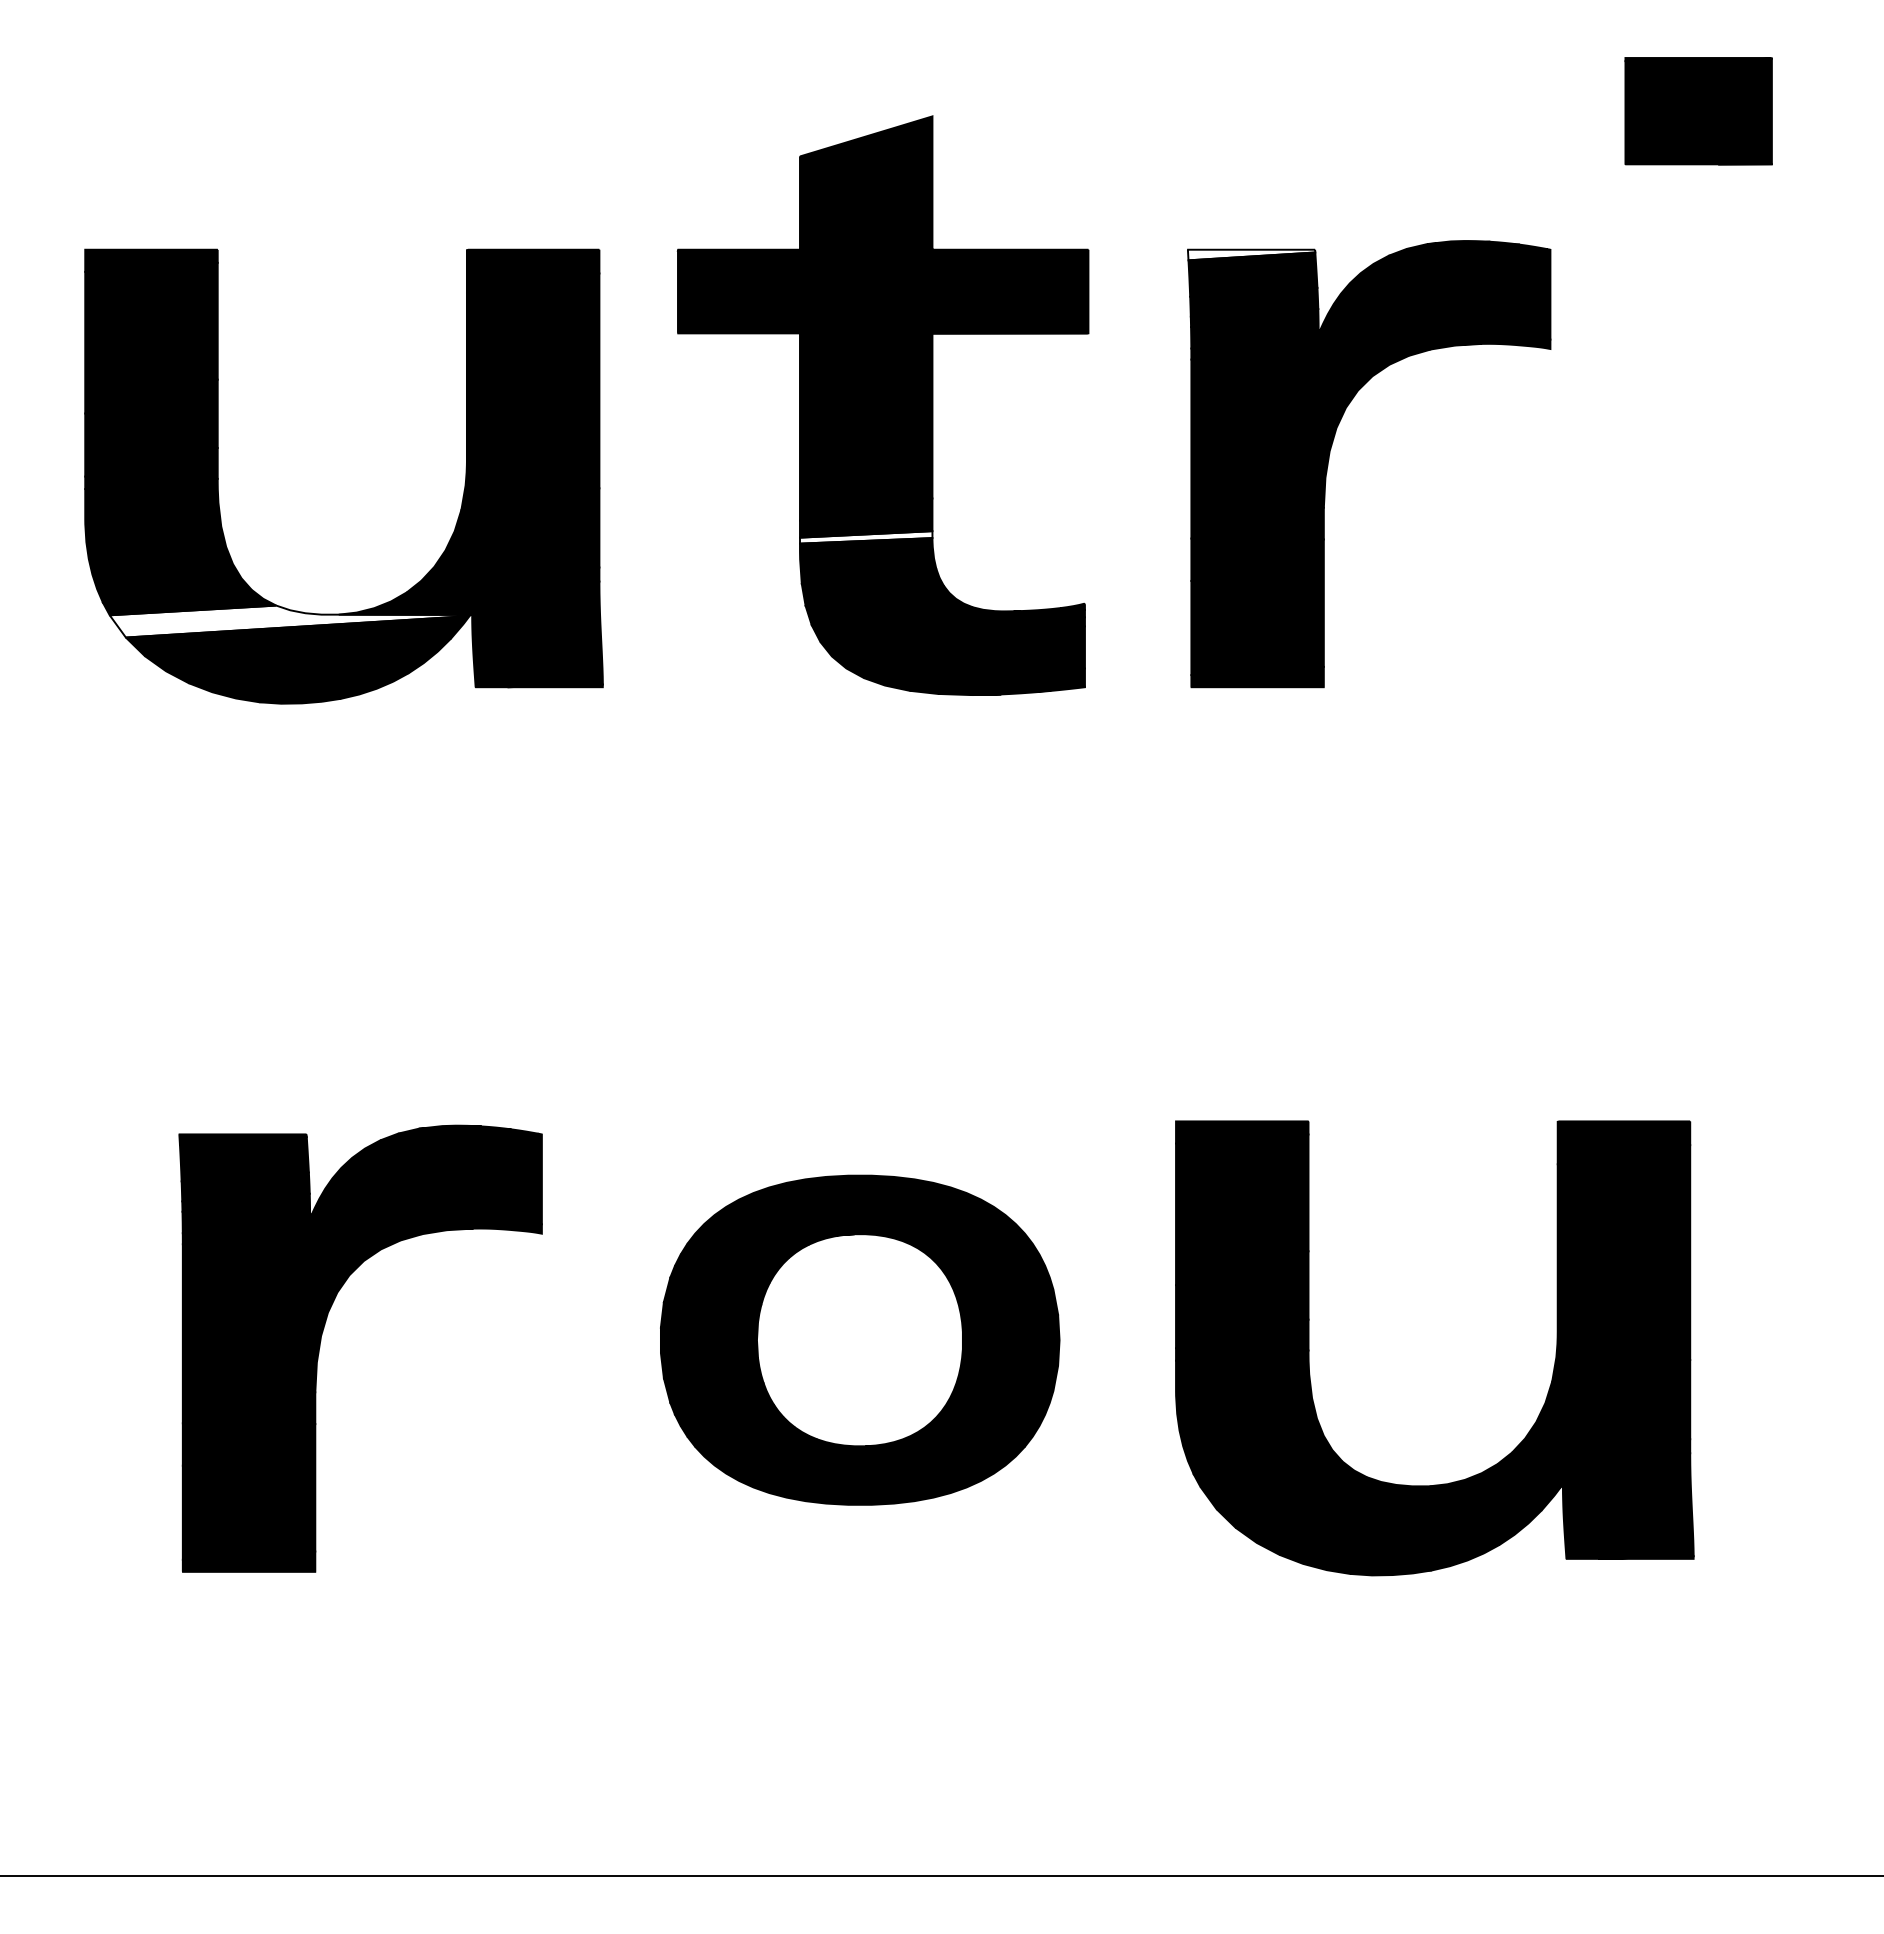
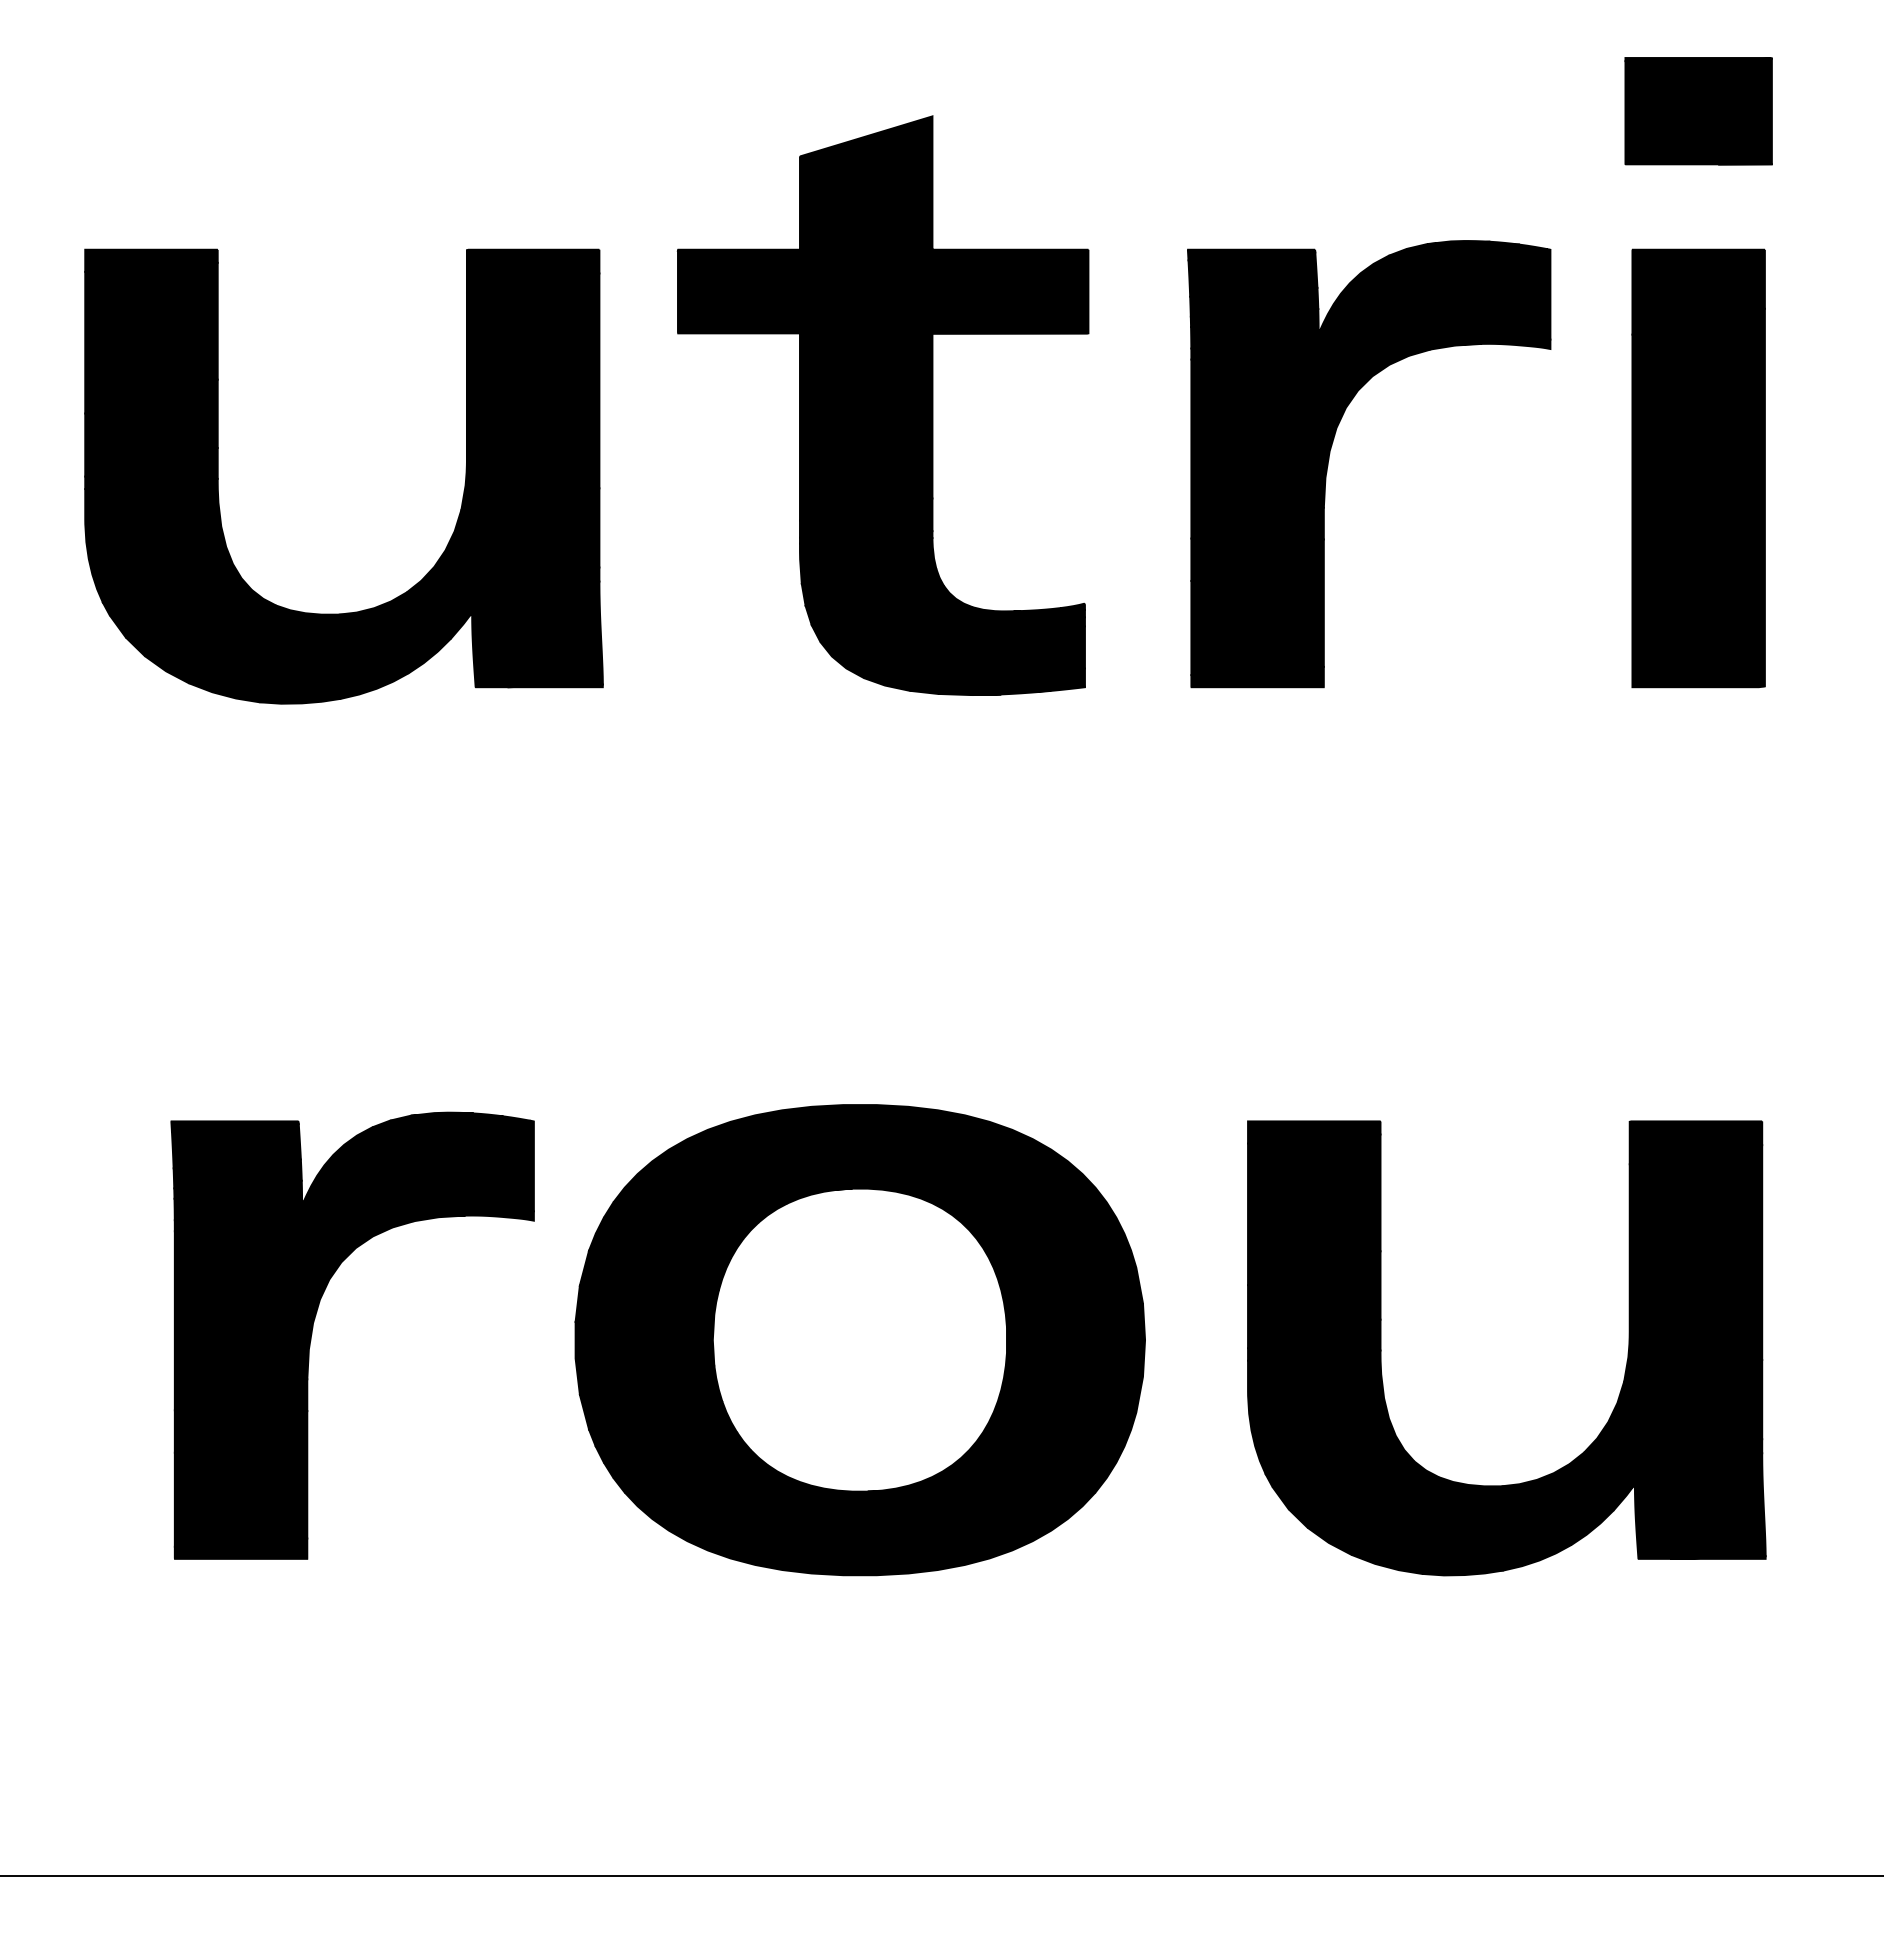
fill: none -> present (1251, 254)
part: none -> present (1698, 468)
fill: none -> present (865, 537)
fill: none -> present (289, 621)
part size: 401x332 px -> 572x473 px (859, 1340)
part position: (321, 1341) -> (313, 1328) (313, 1328)
part position: (1553, 1366) -> (1625, 1366) (1625, 1366)
